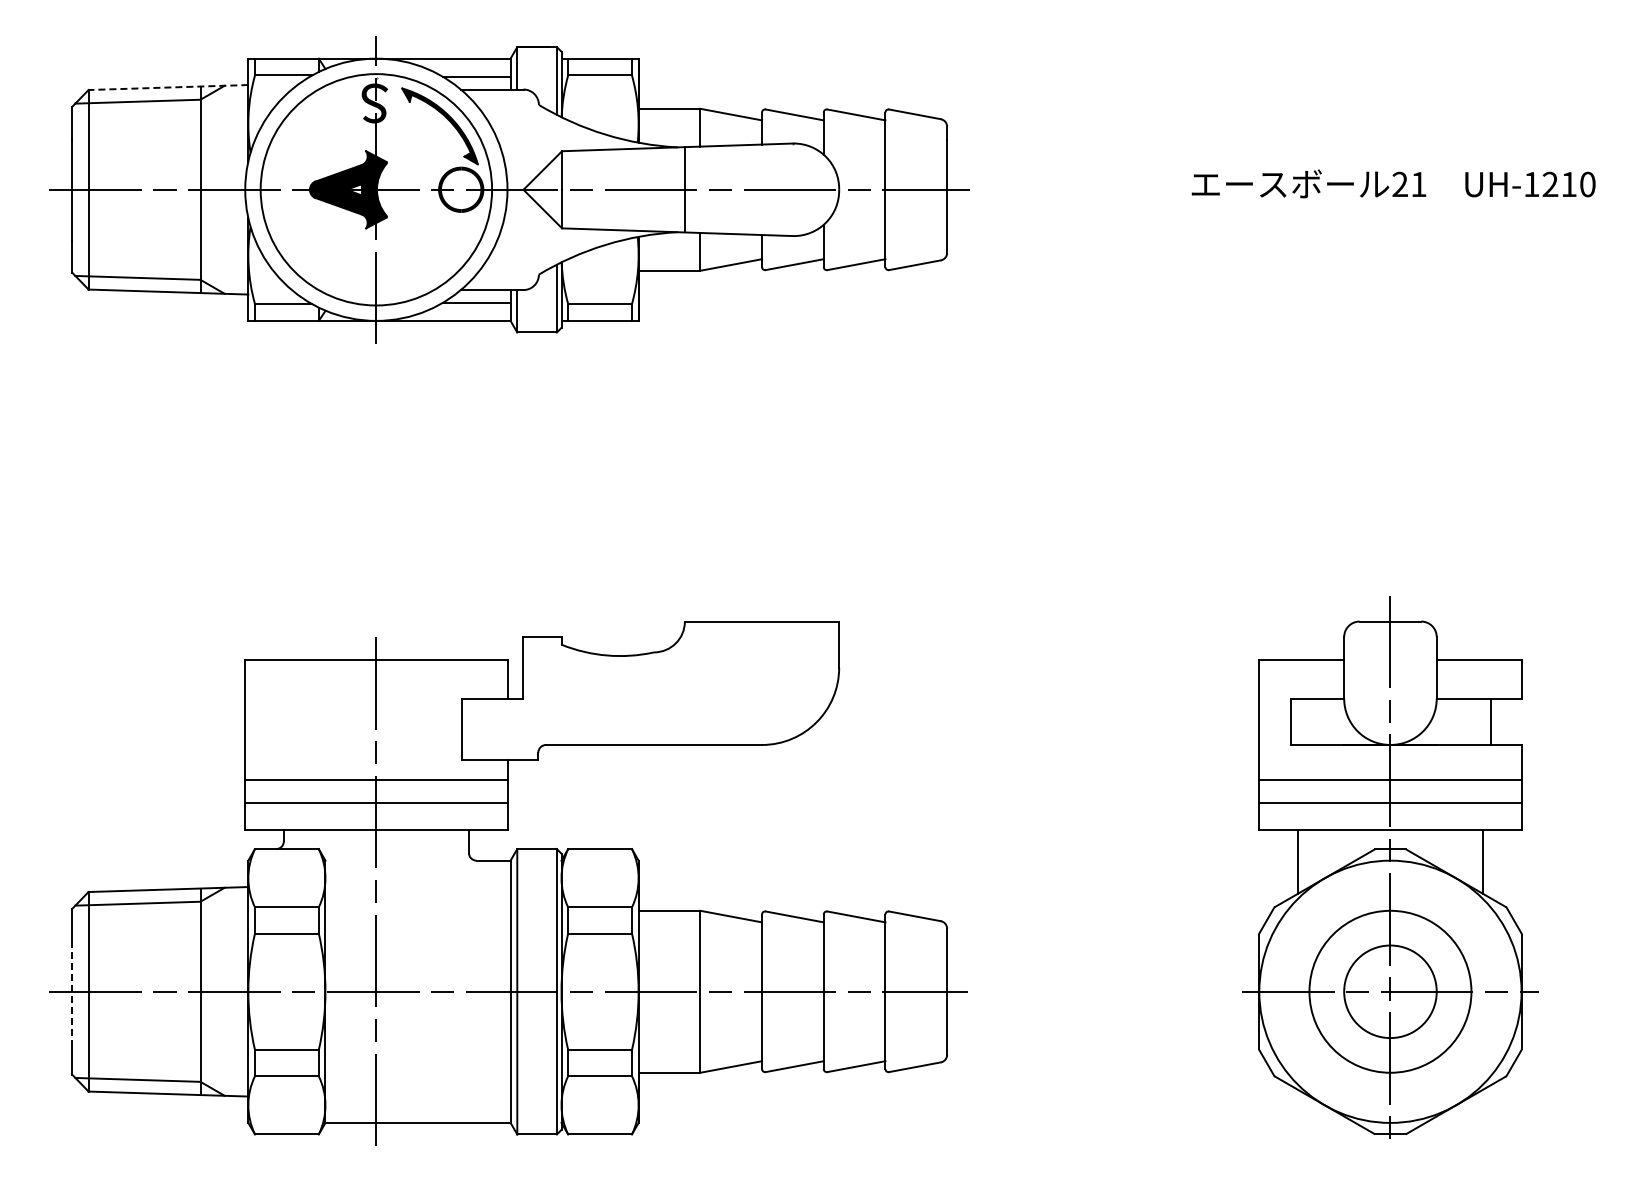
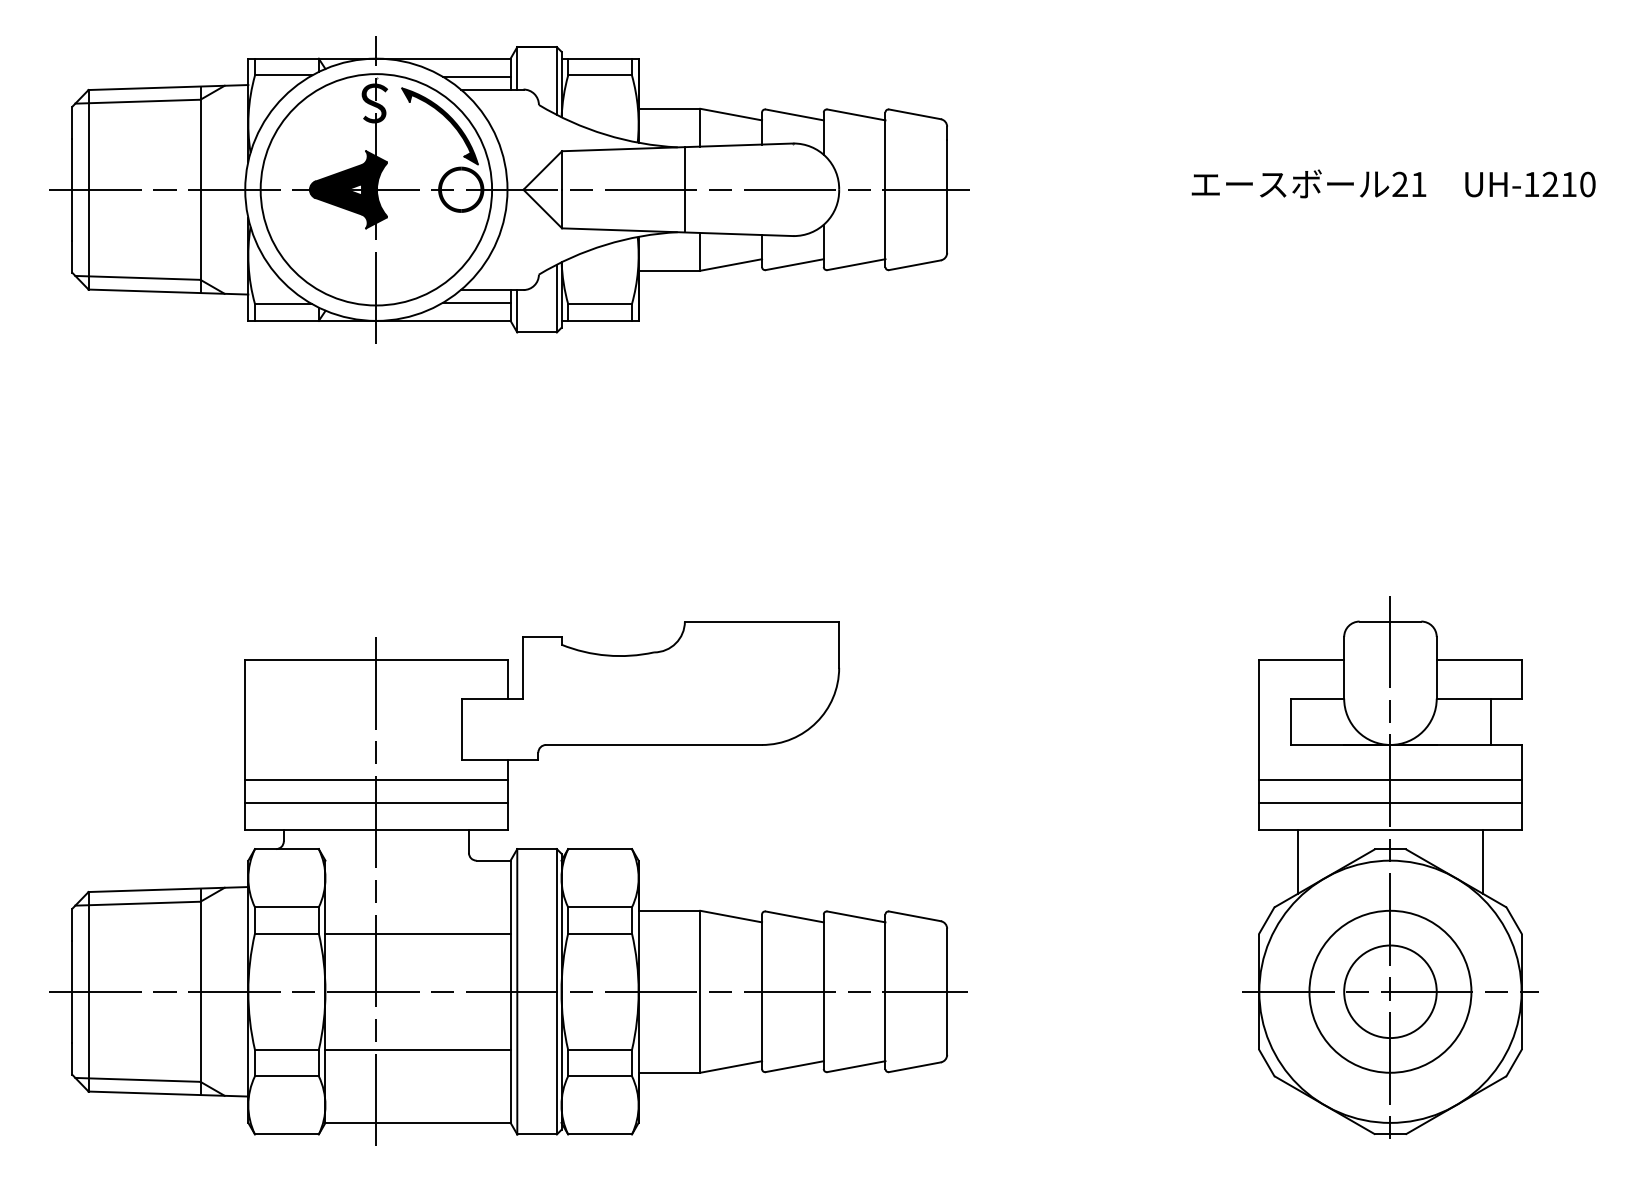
line: dashed -> solid (168, 87)
line: none -> present (417, 933)
line: dashed -> solid (72, 991)
line: none -> present (417, 1050)
